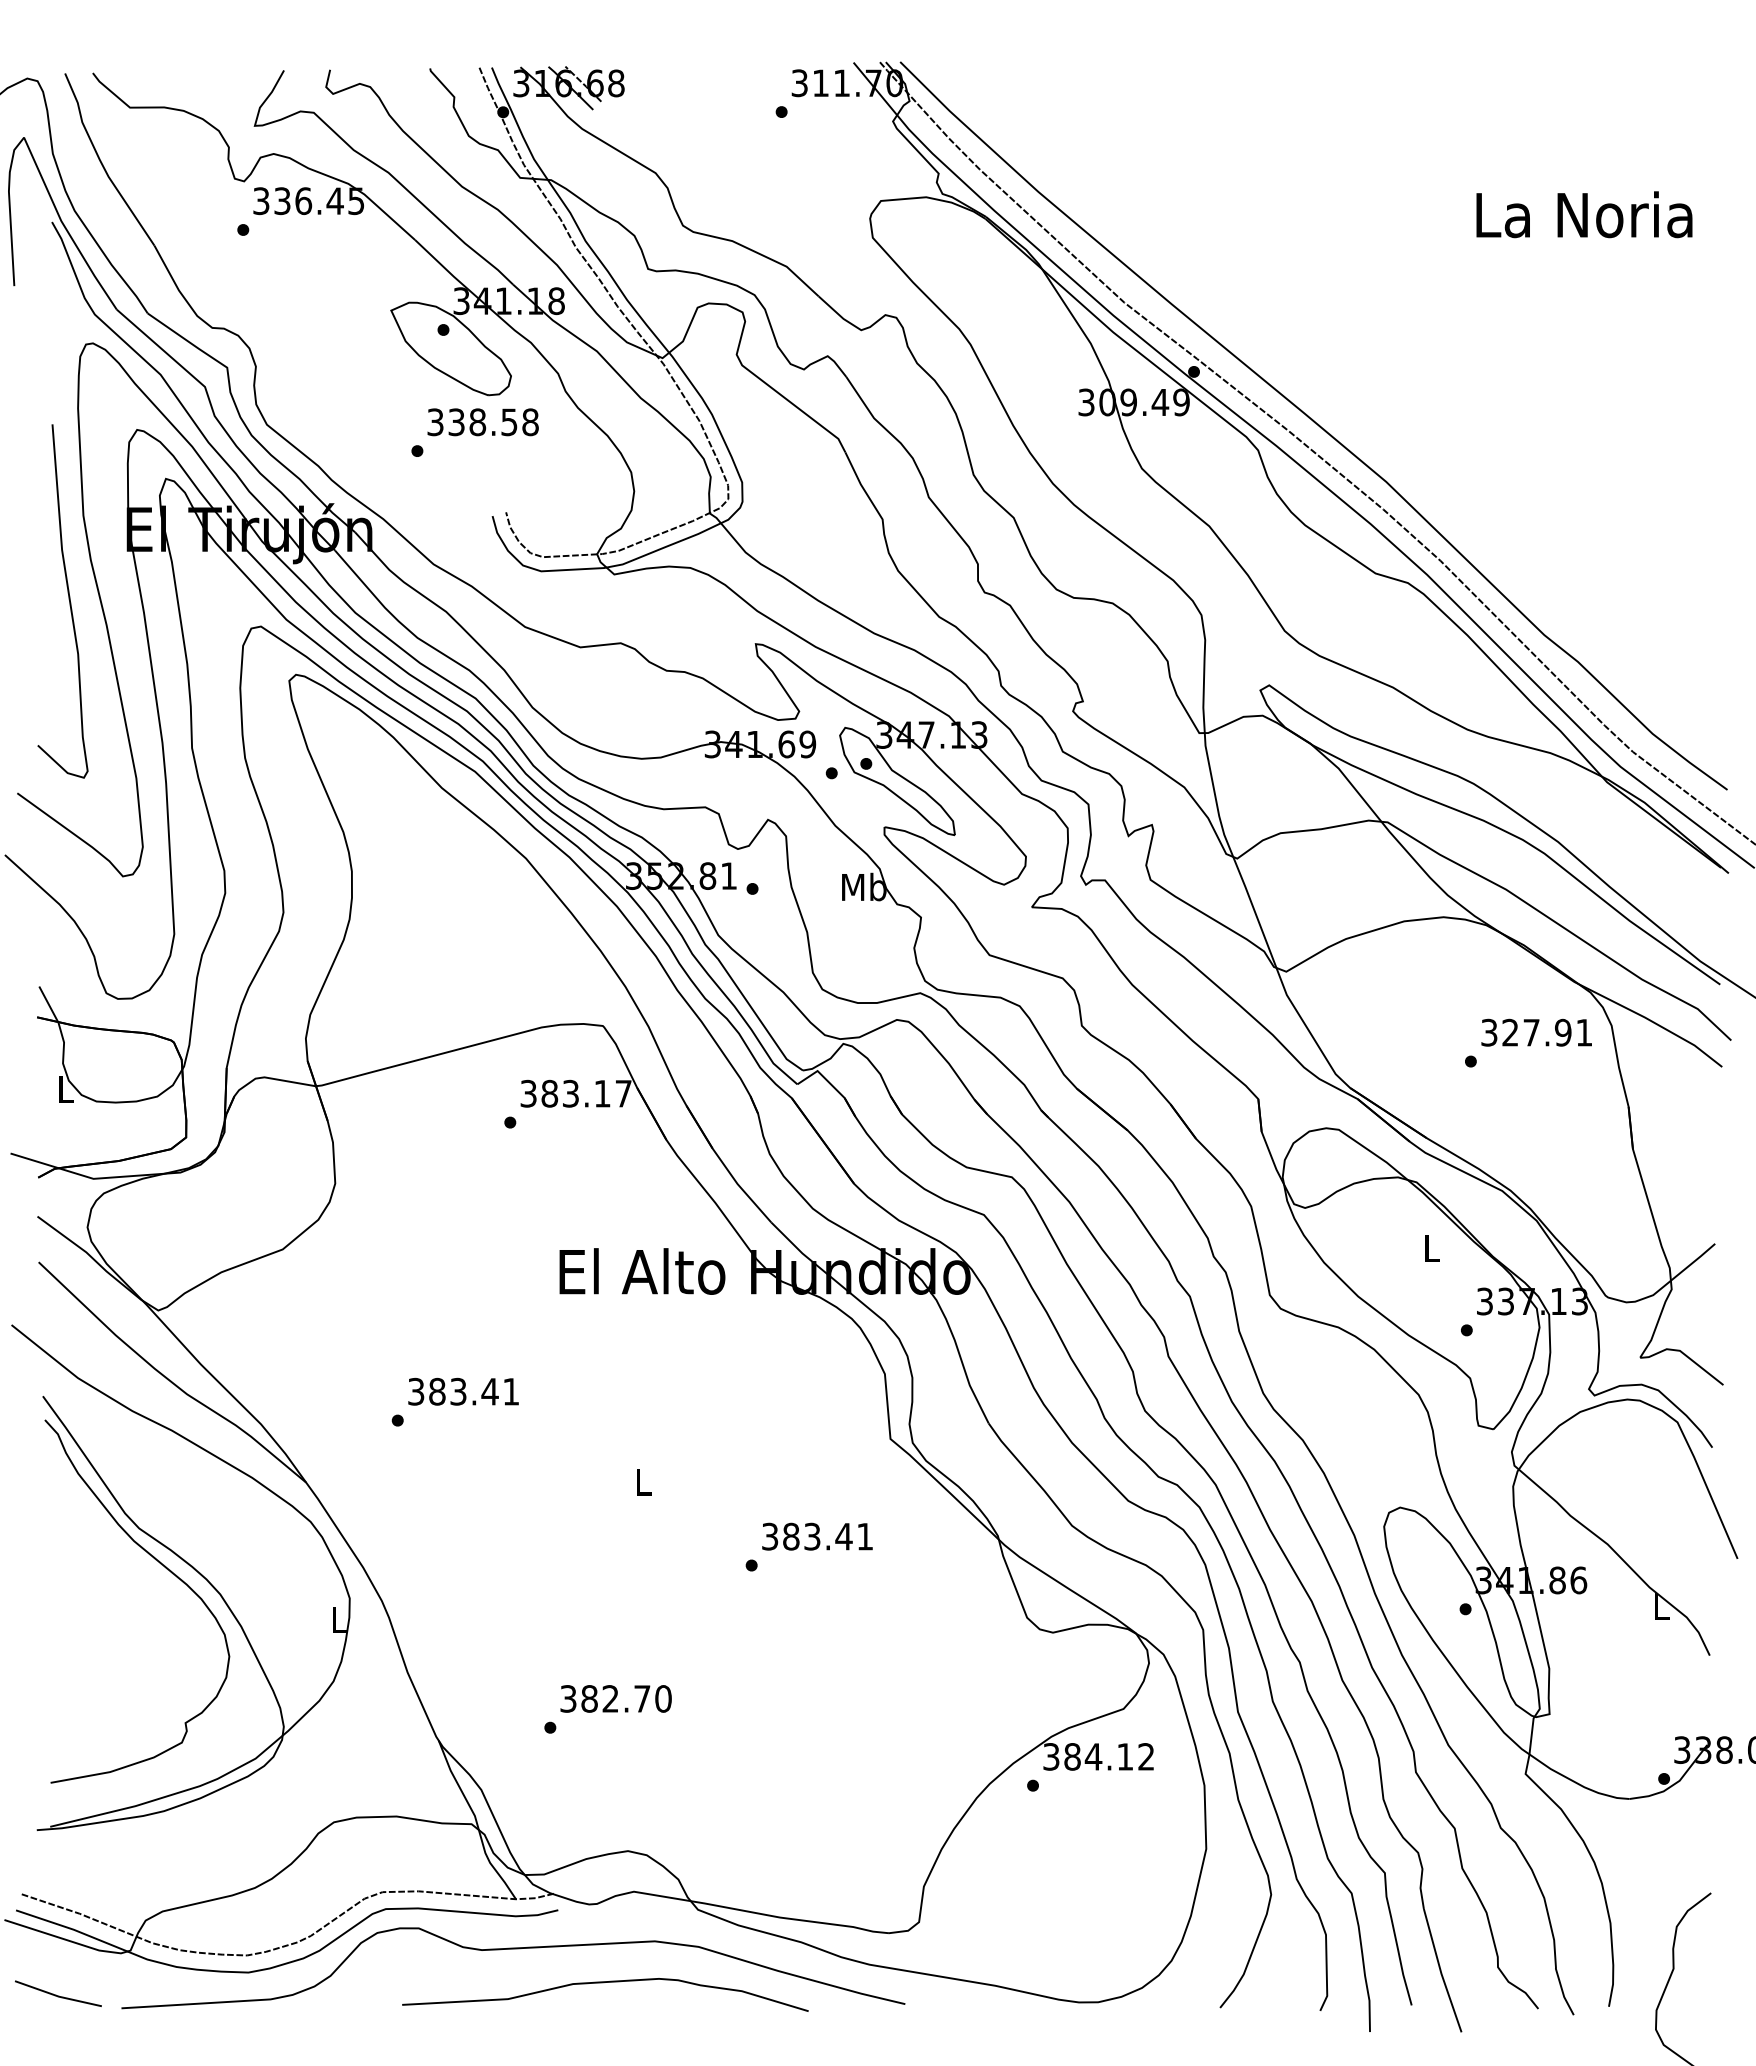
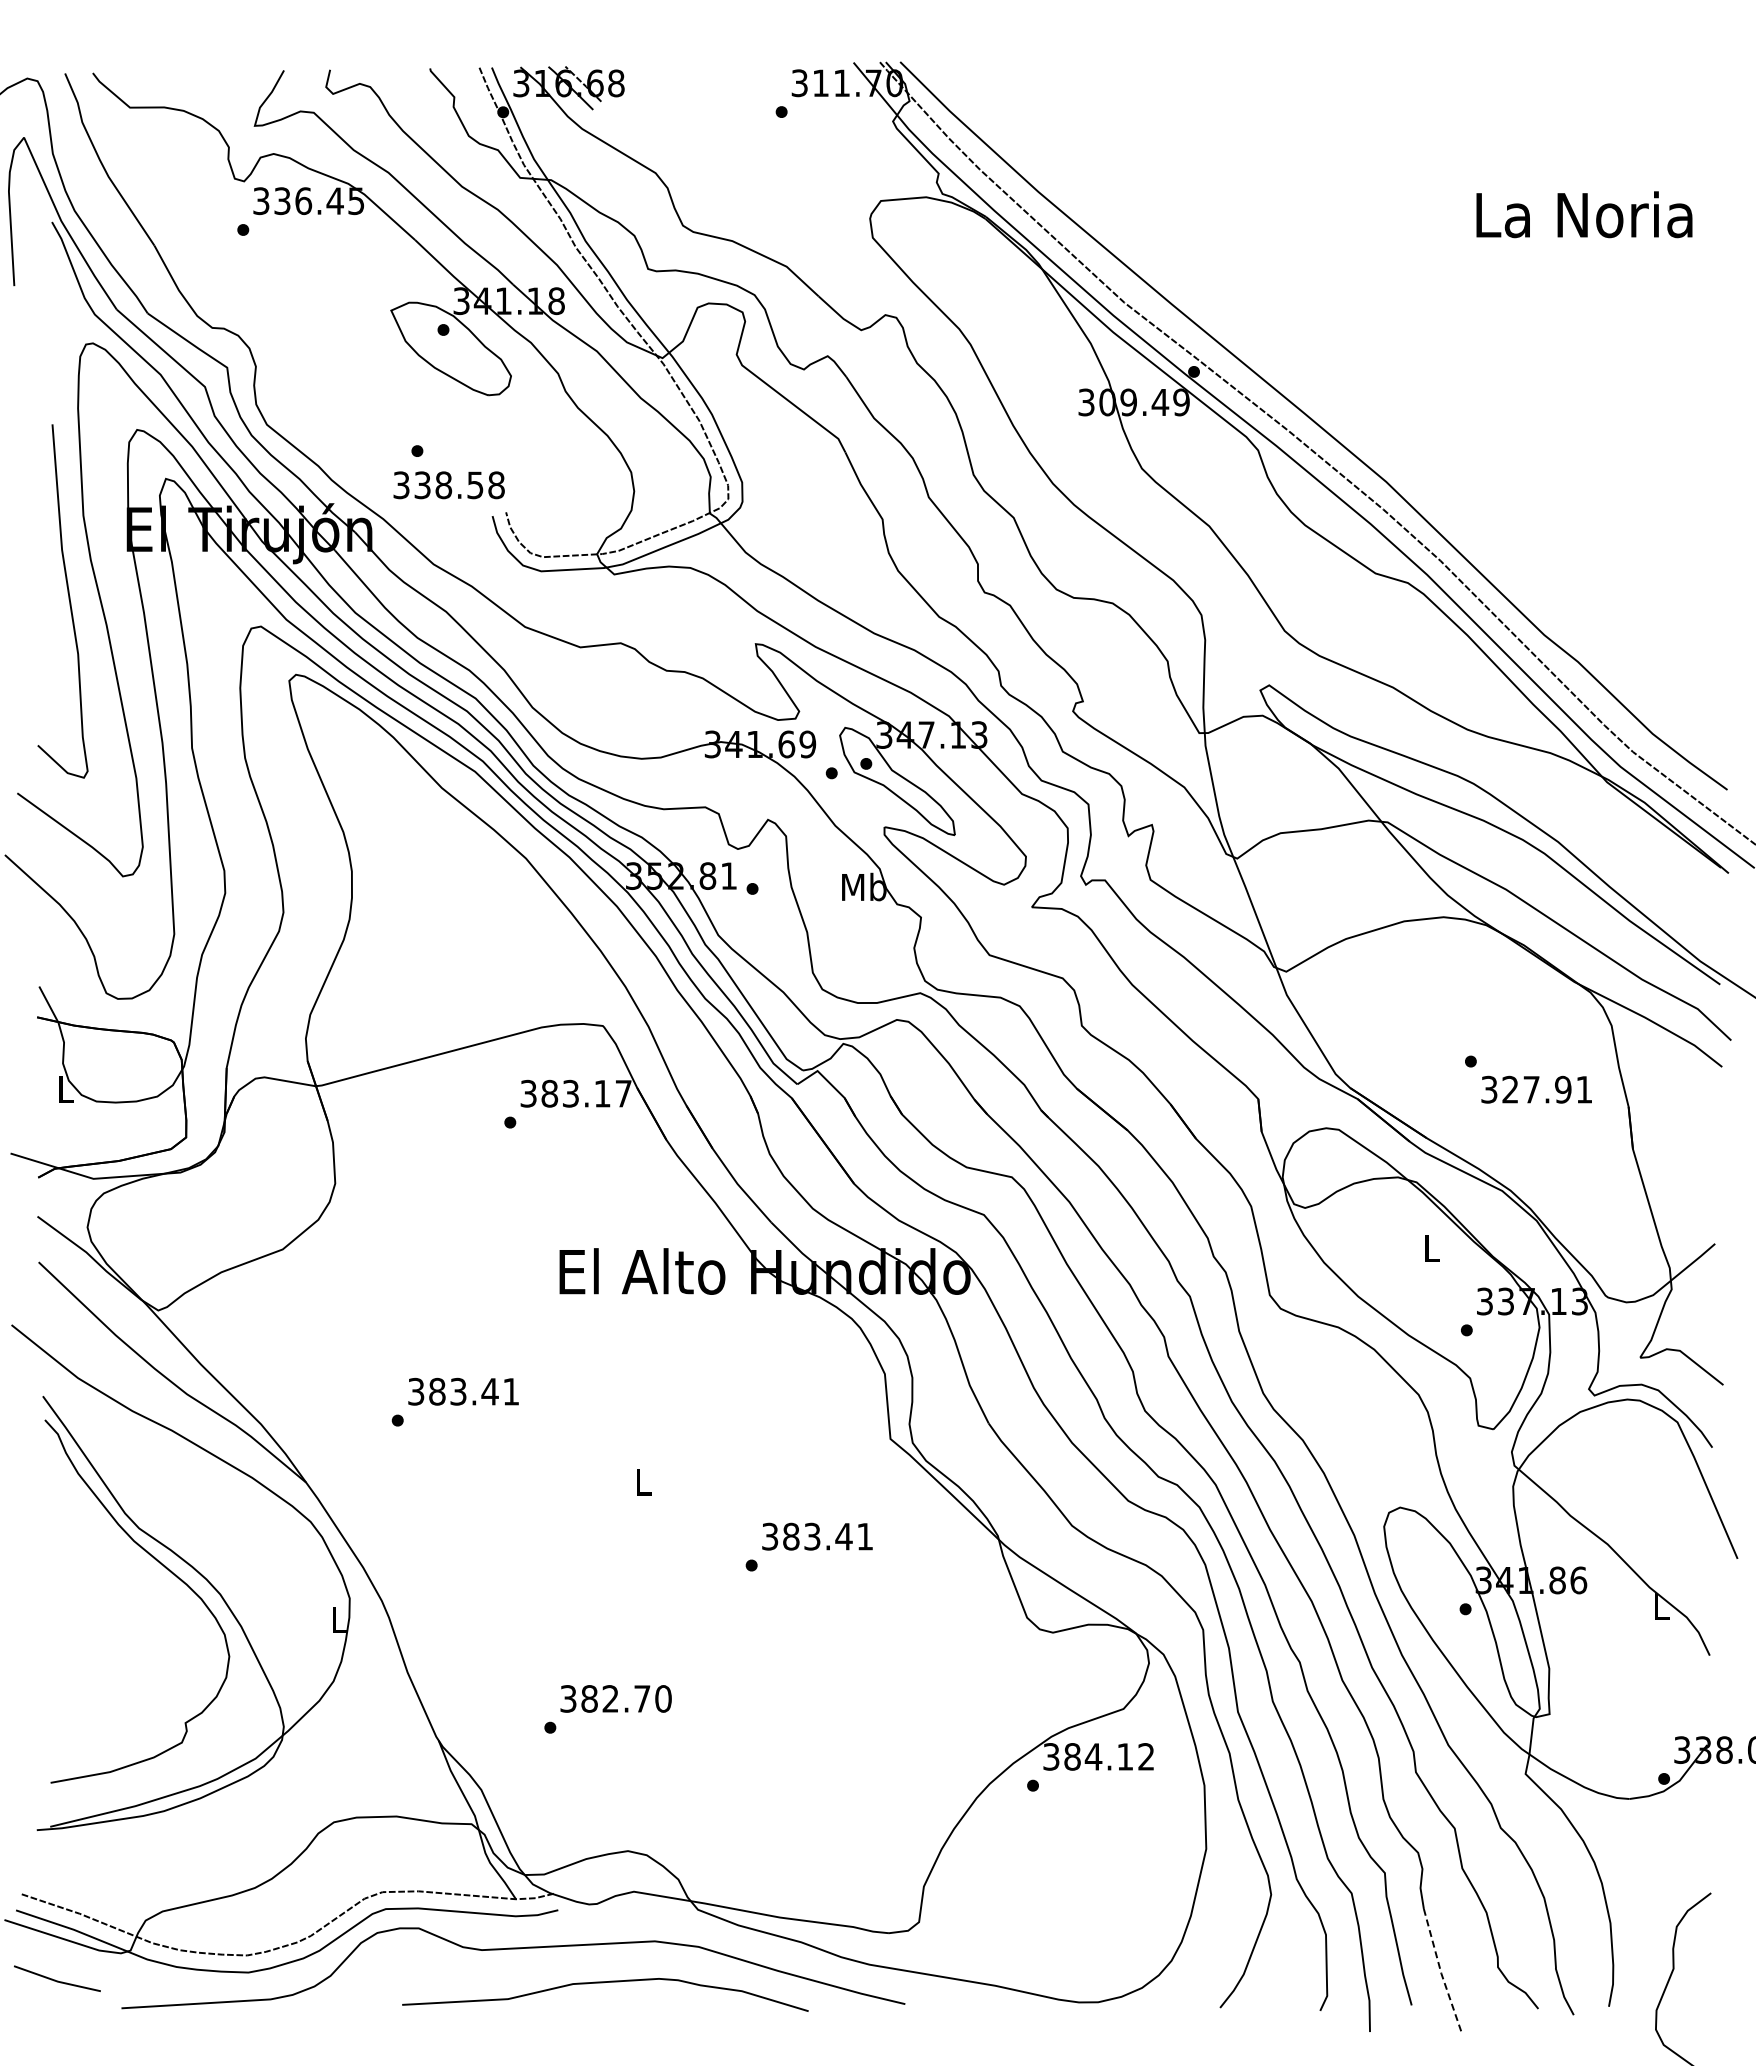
text position: (482, 422) -> (448, 485) (448, 485)
text position: (1536, 1032) -> (1536, 1089) (1536, 1089)
line: solid -> dashed (1440, 1971)
line position: (58, 1995) -> (57, 1980) (57, 1980)
